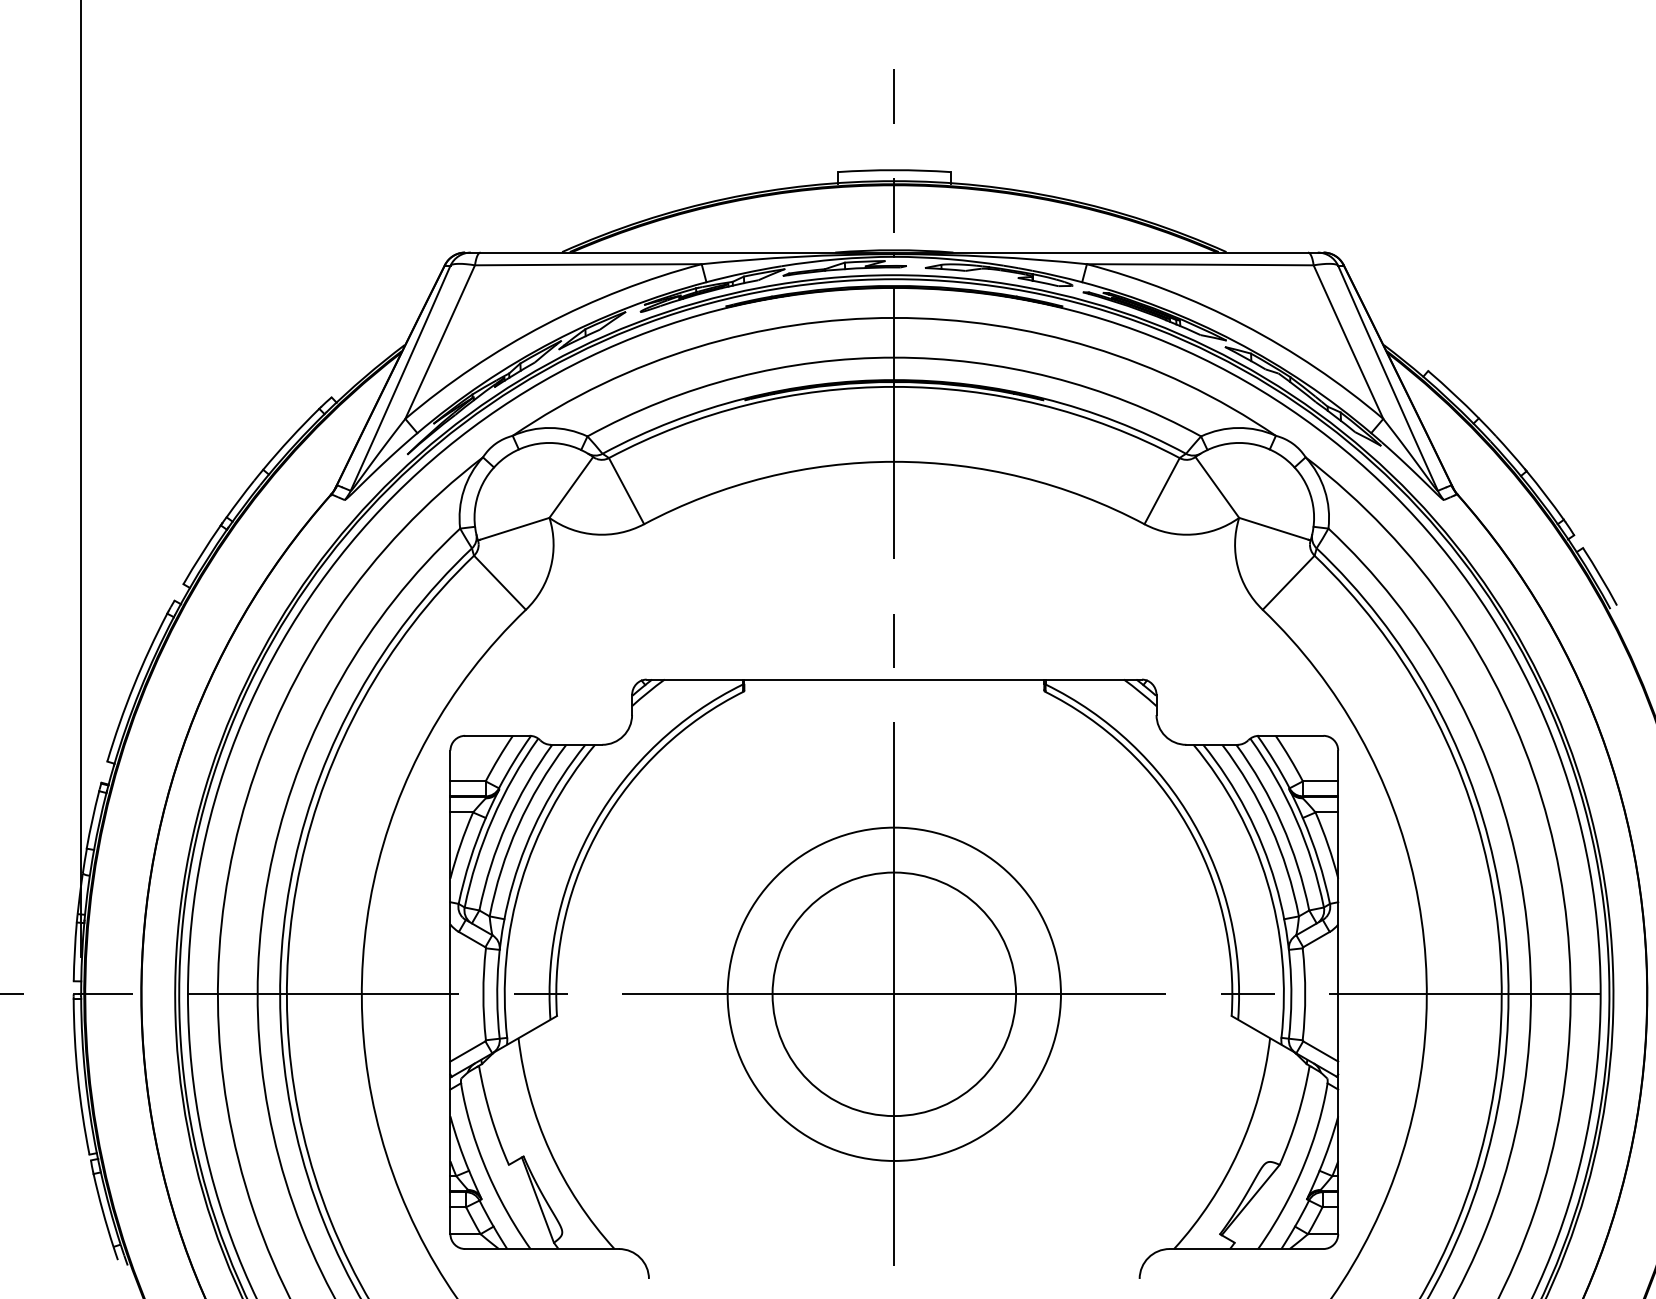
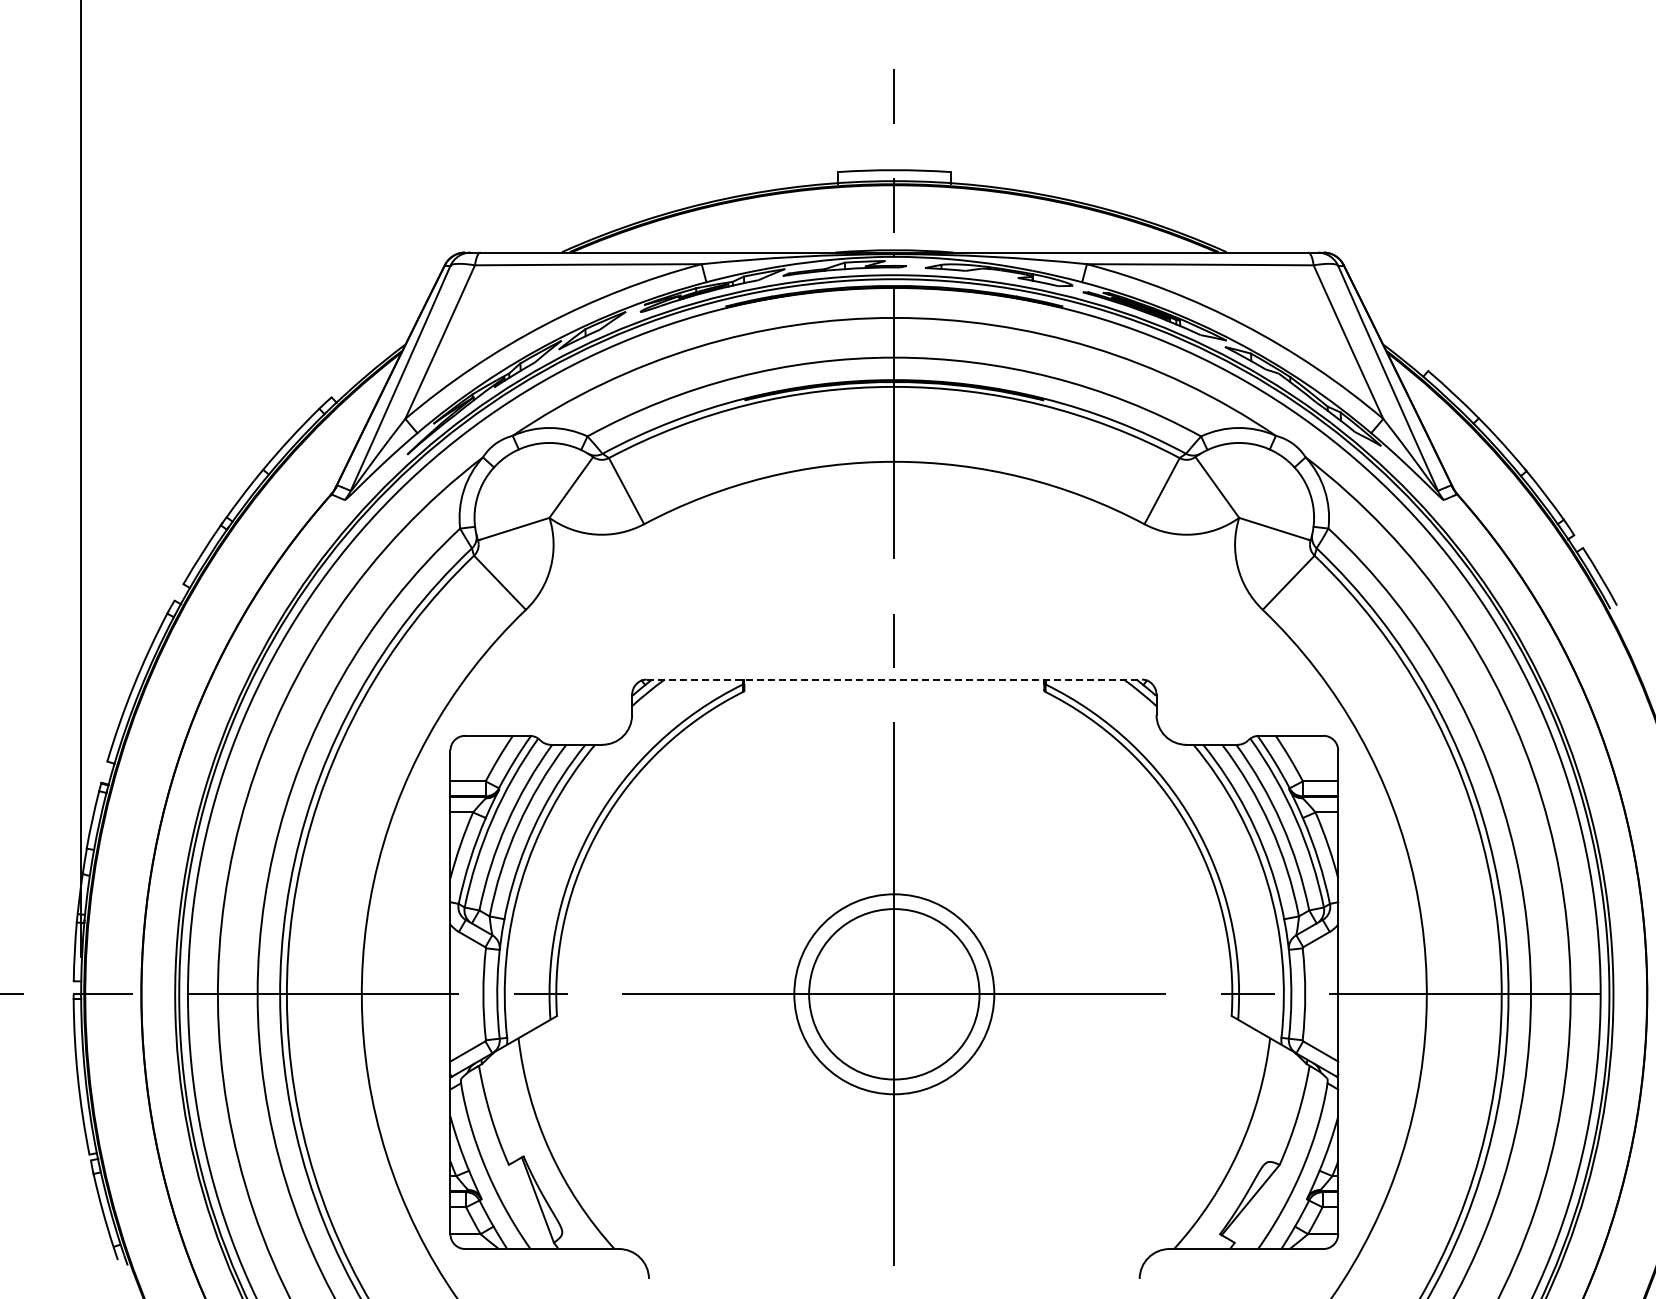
line: solid -> dashed (894, 679)
circle diameter: 333 px -> 200 px (894, 994)
circle diameter: 243 px -> 170 px (894, 994)
